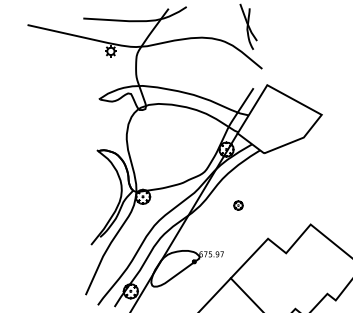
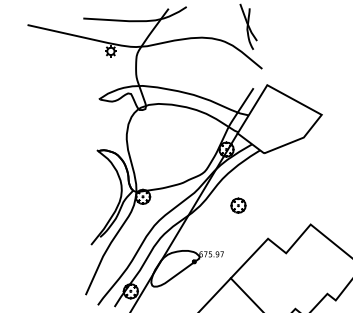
part size: 11x11 px -> 17x17 px (238, 205)
